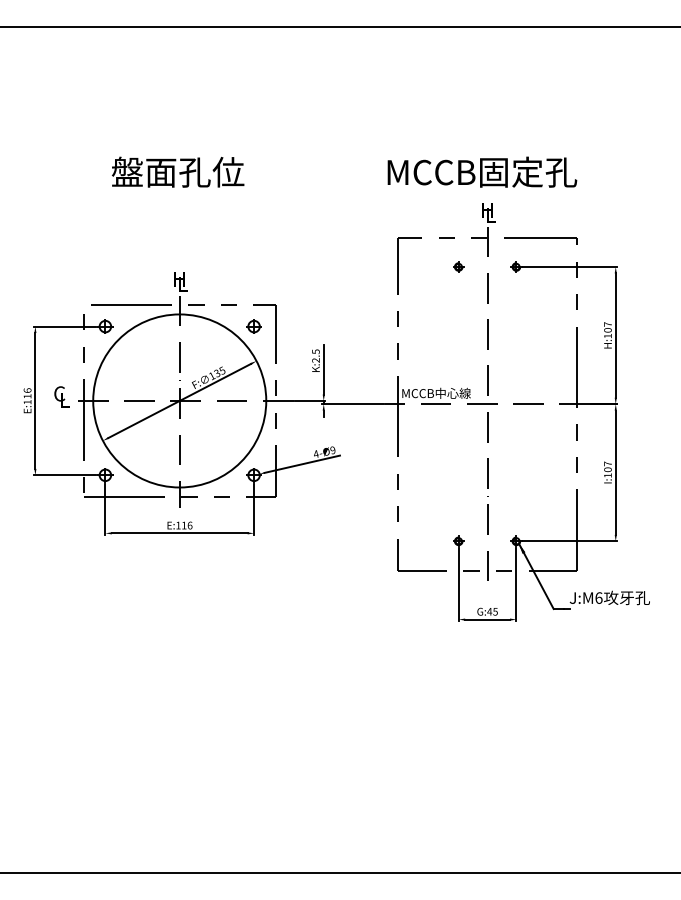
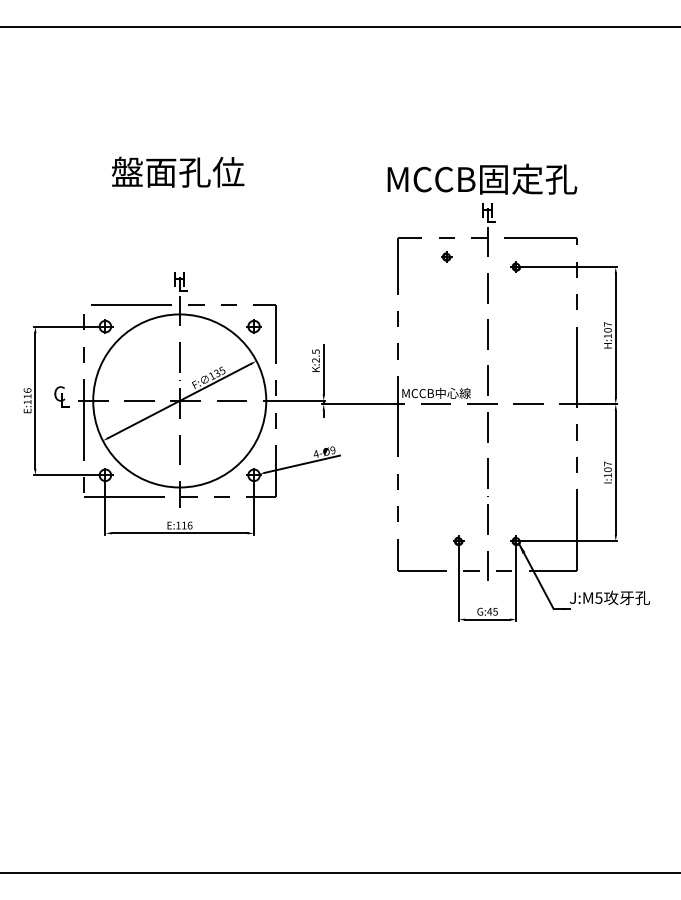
text position: (482, 171) -> (482, 178) (482, 178)
part position: (458, 266) -> (446, 256) (446, 256)
text: J:M6 -> J:M5 (598, 597)
